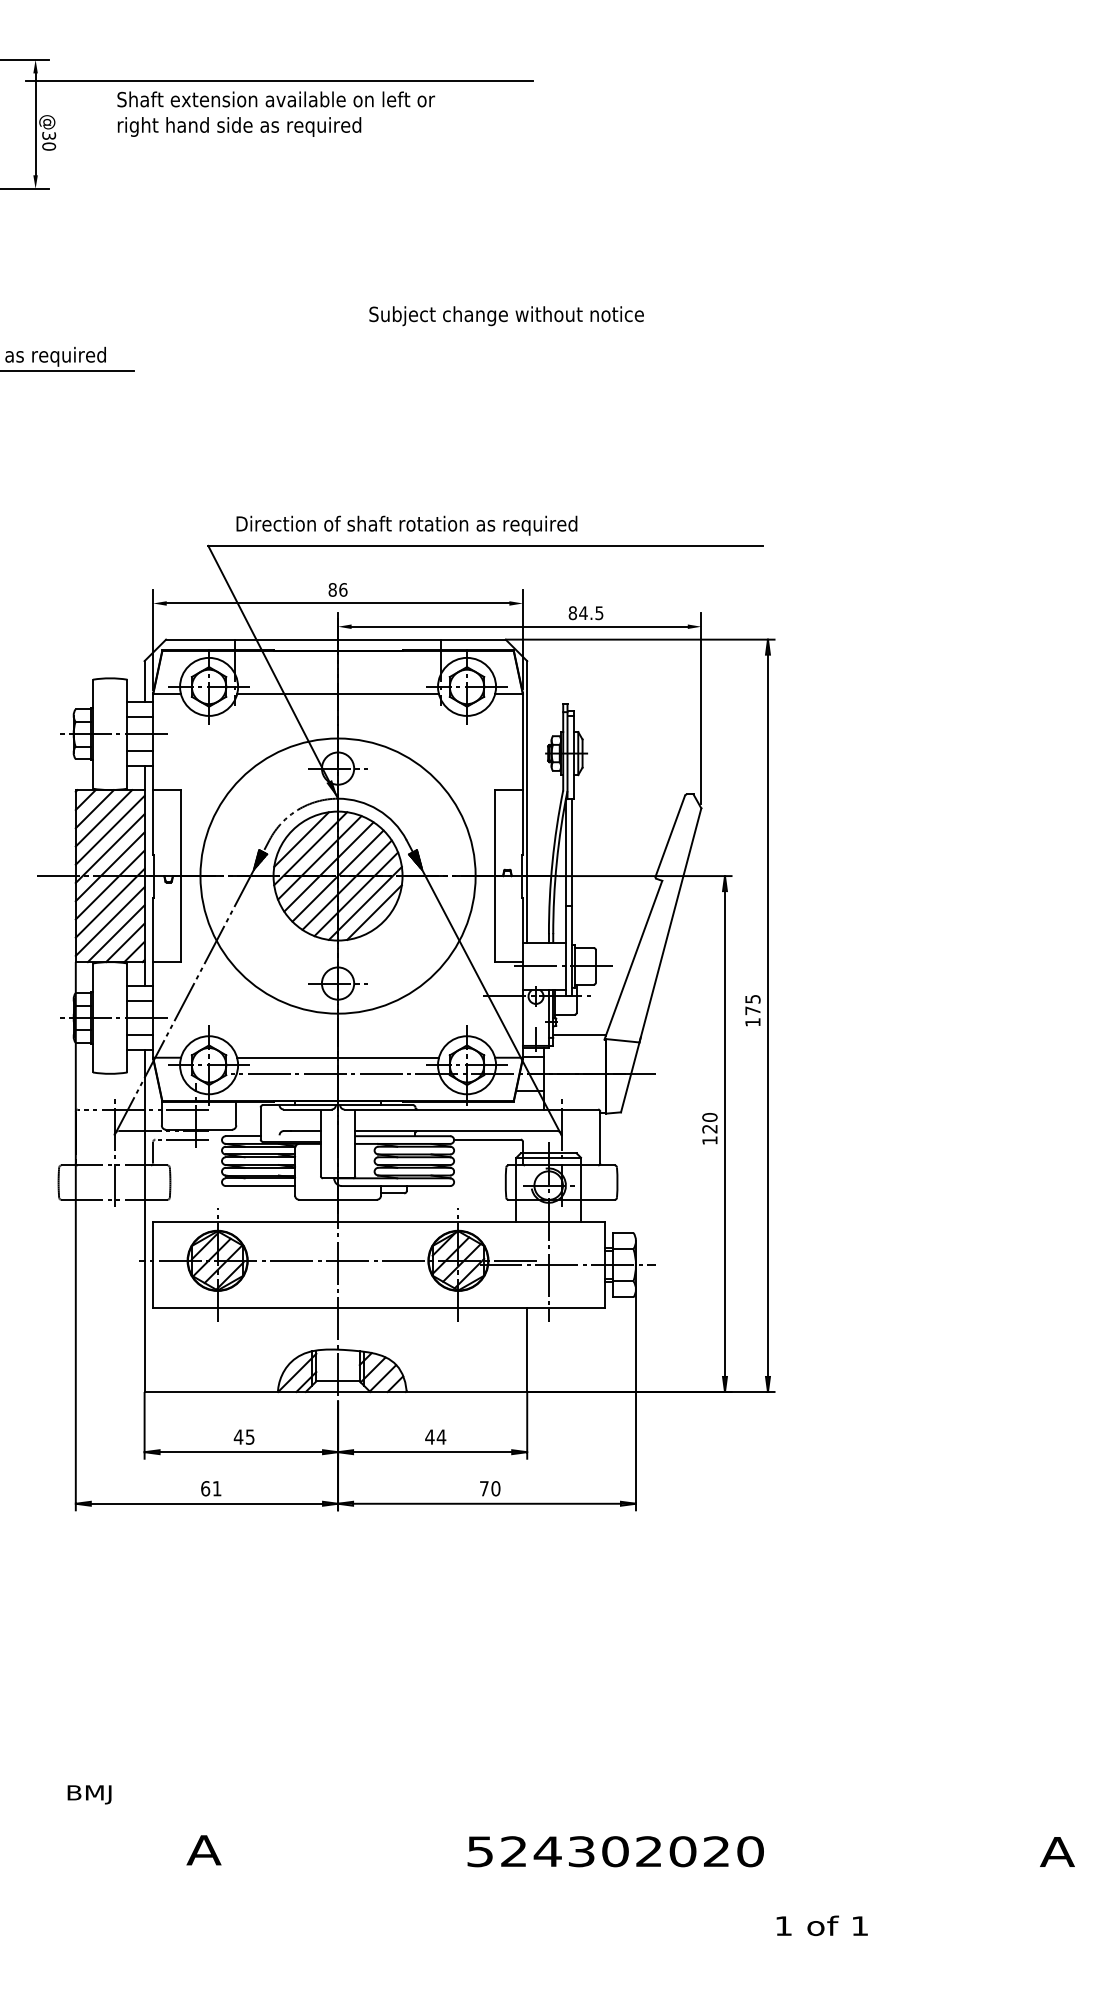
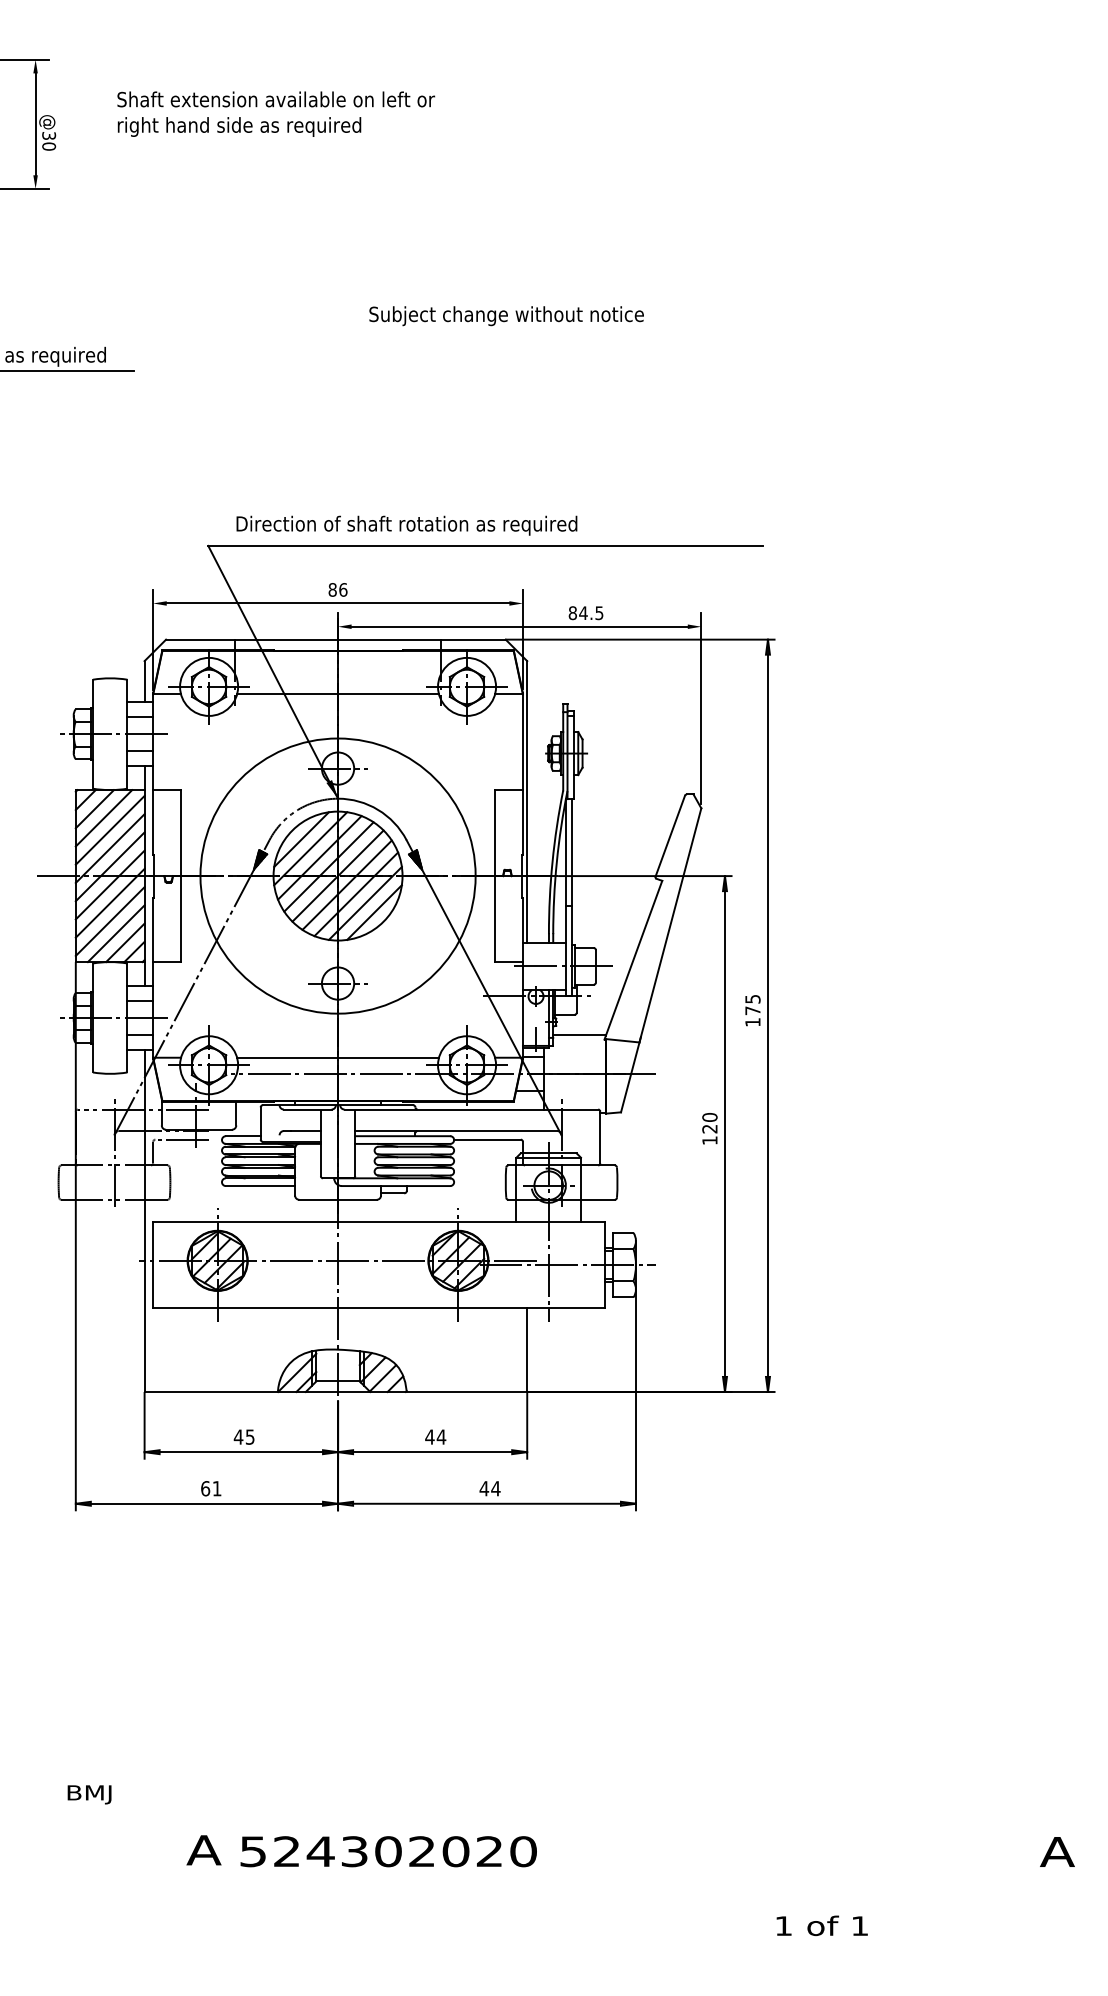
line: present -> none (279, 81)
text: 70 -> 44 (489, 1488)
text position: (615, 1851) -> (388, 1851) (388, 1851)
